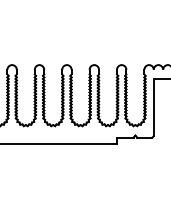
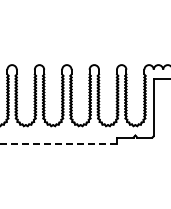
line: solid -> dashed (58, 143)
